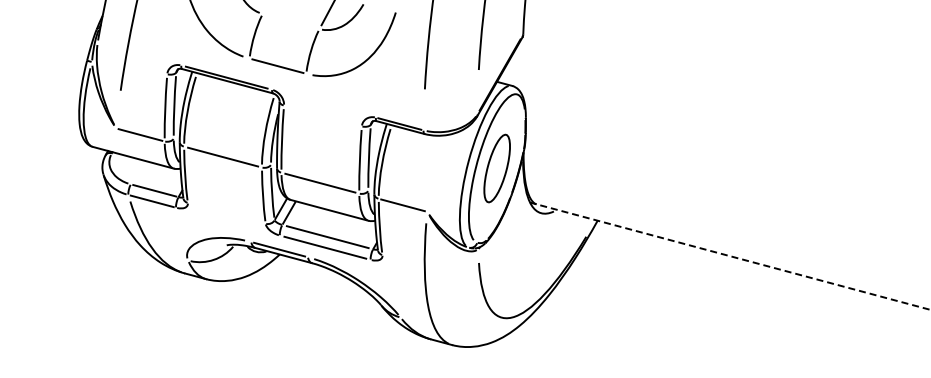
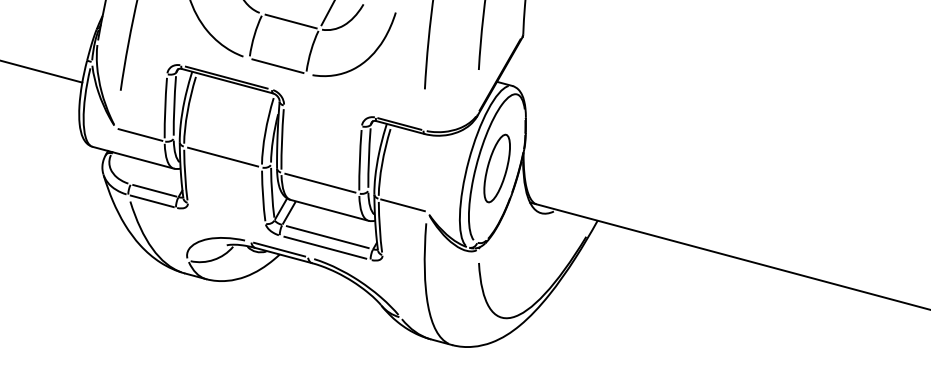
line: none -> present (290, 21)
line: none -> present (42, 71)
line: dashed -> solid (729, 256)
